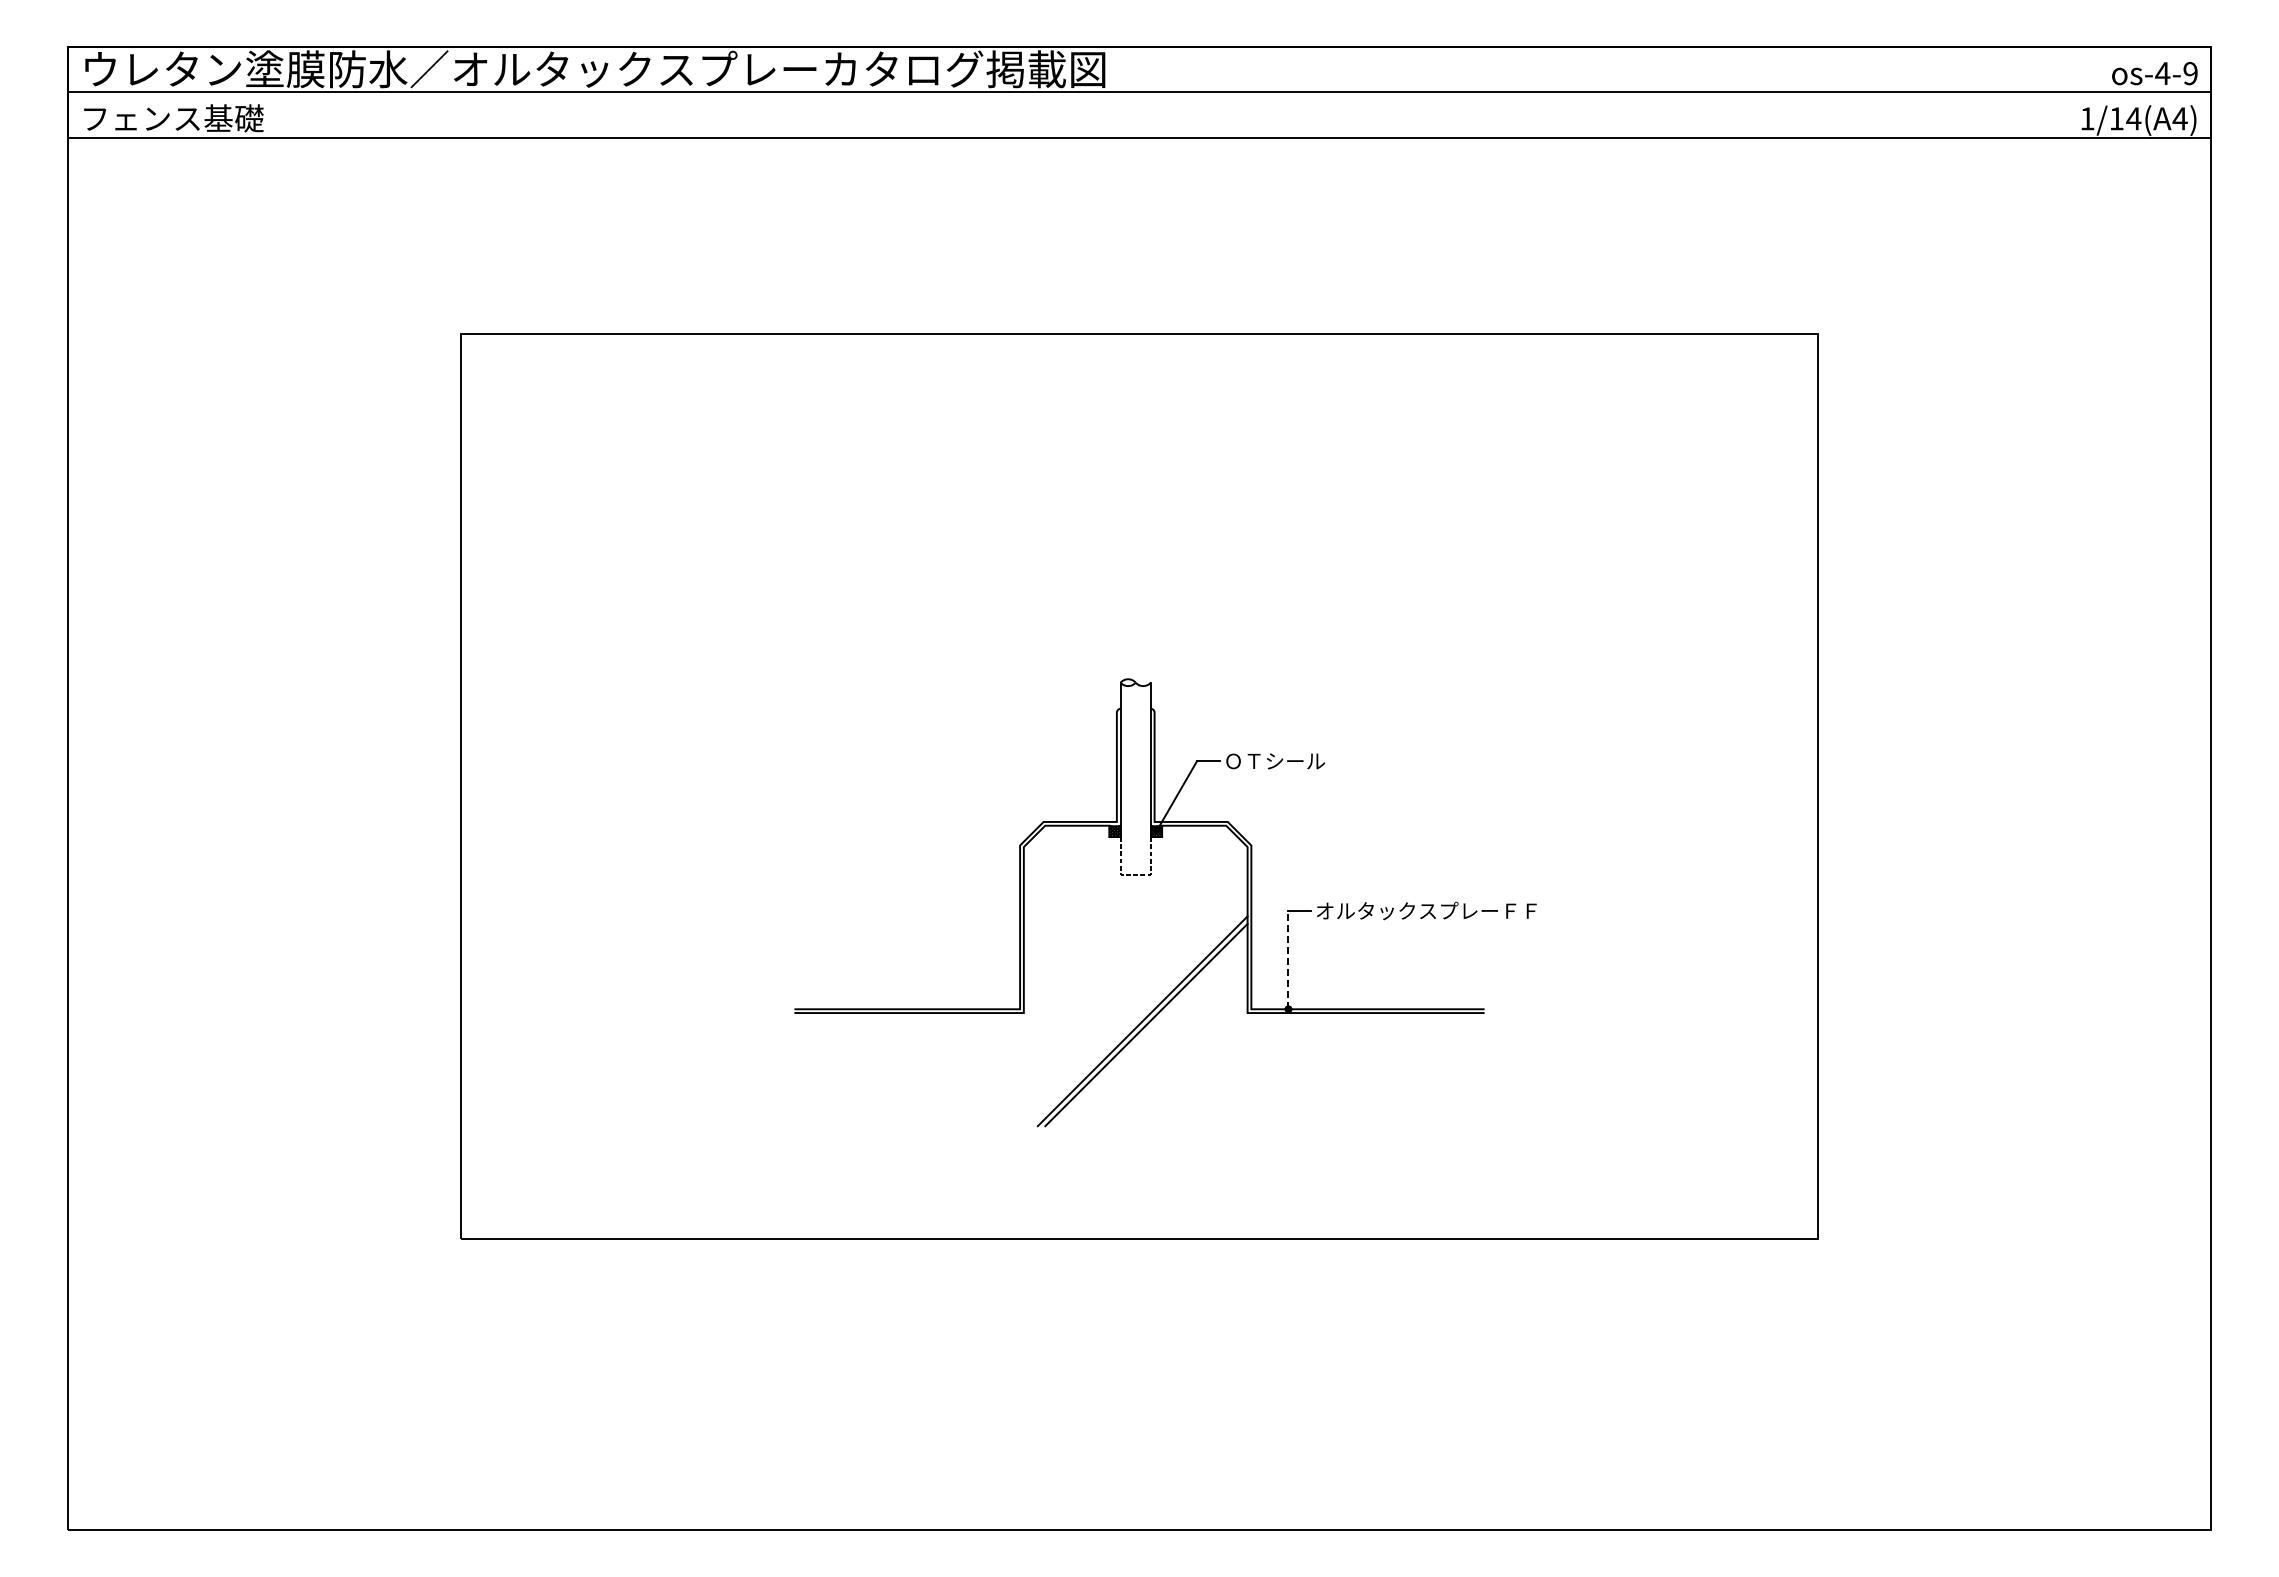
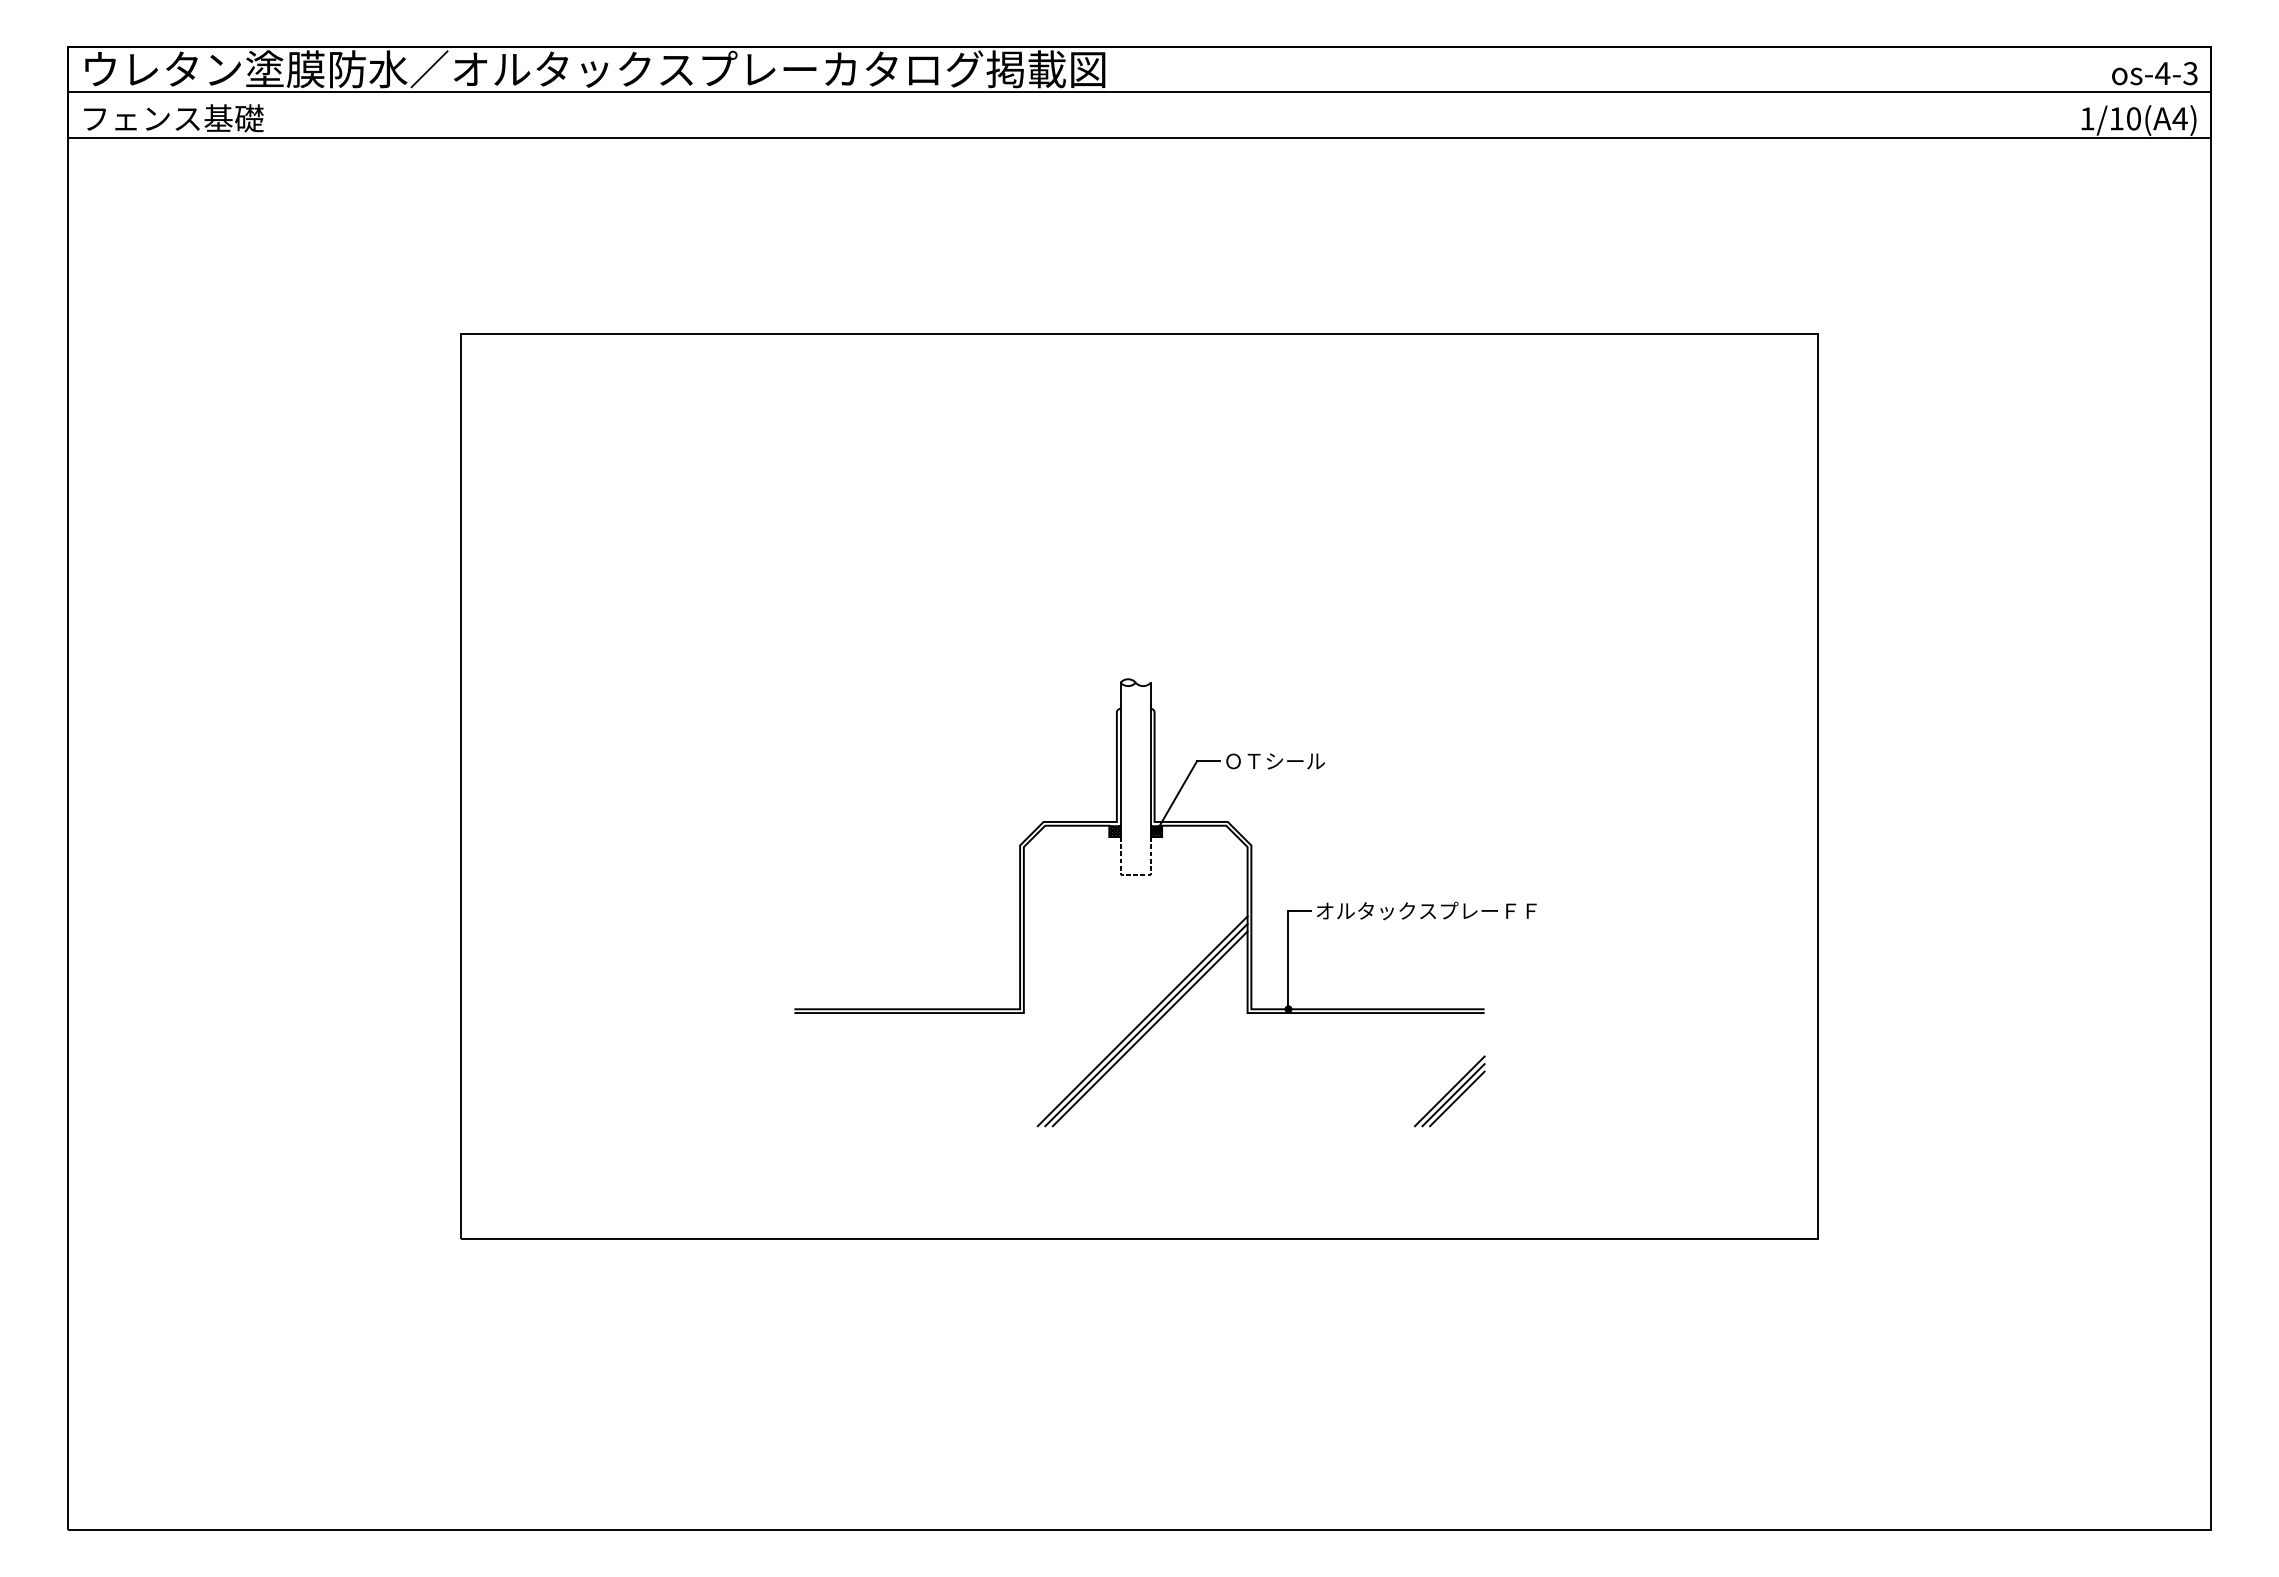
text: os-4-9 -> os-4-3 (2190, 73)
text: 1/14(A4) -> 1/10(A4) (2133, 118)
line: dashed -> solid (1288, 960)
line: none -> present (1149, 1028)
part: none -> present (1449, 1091)
